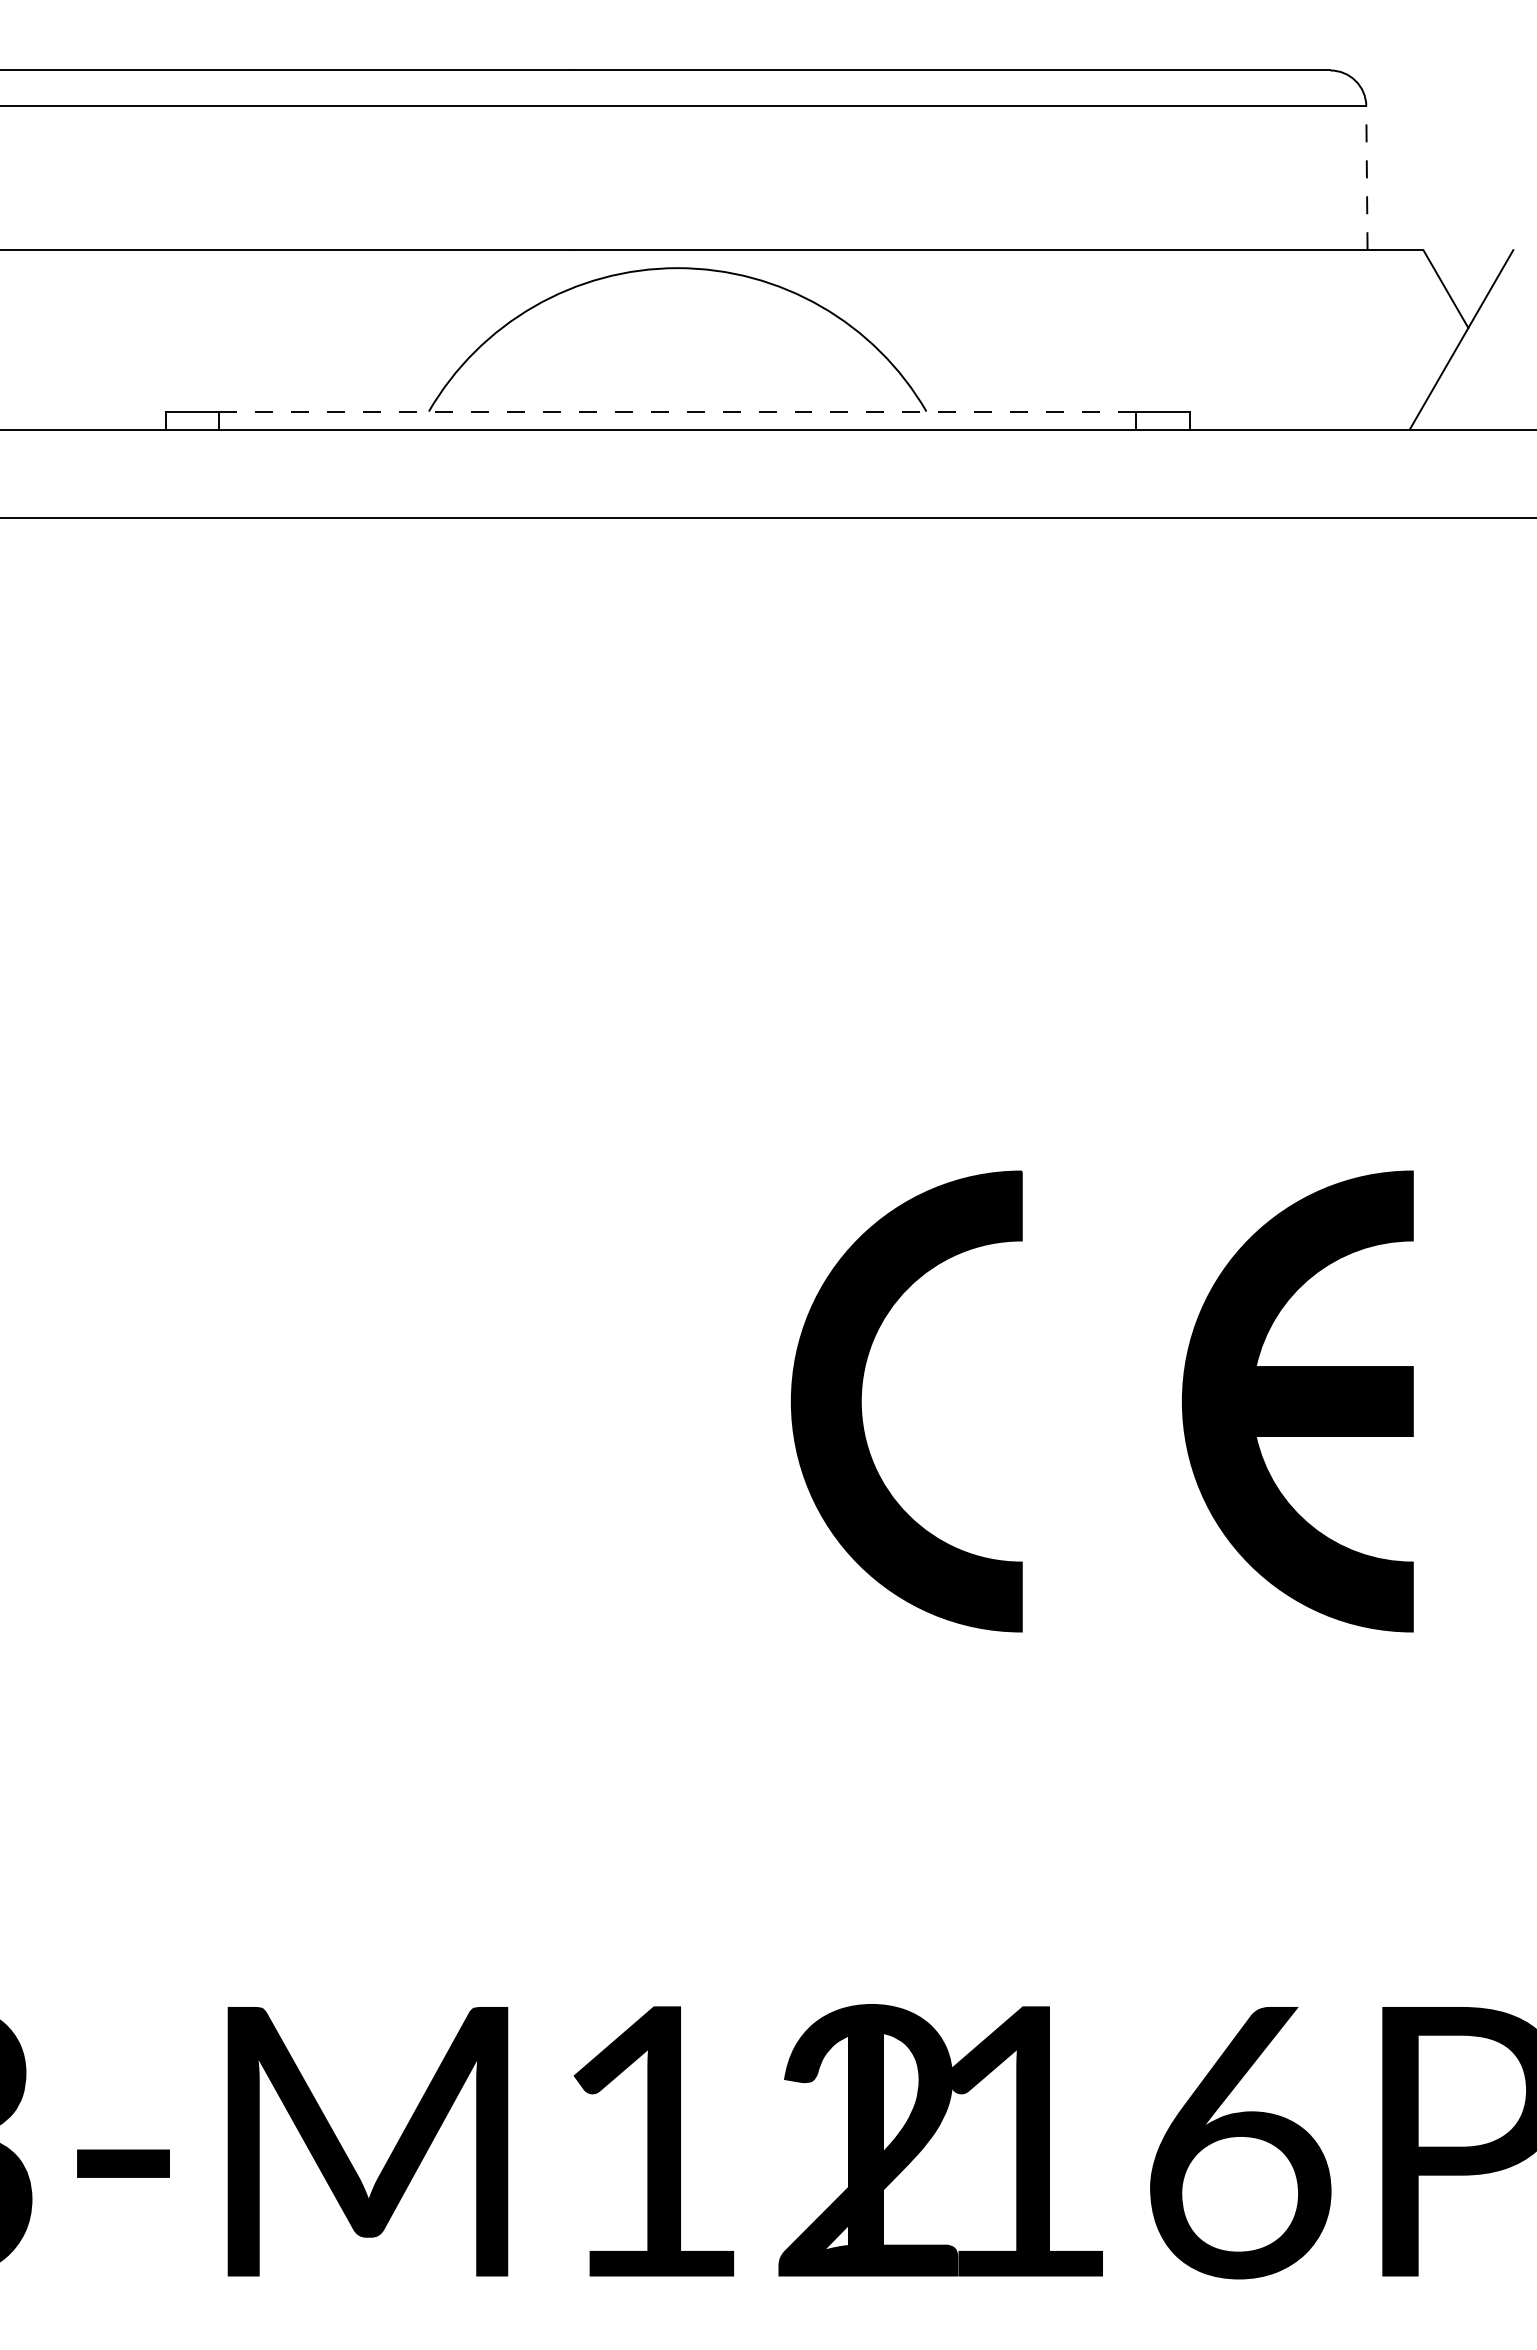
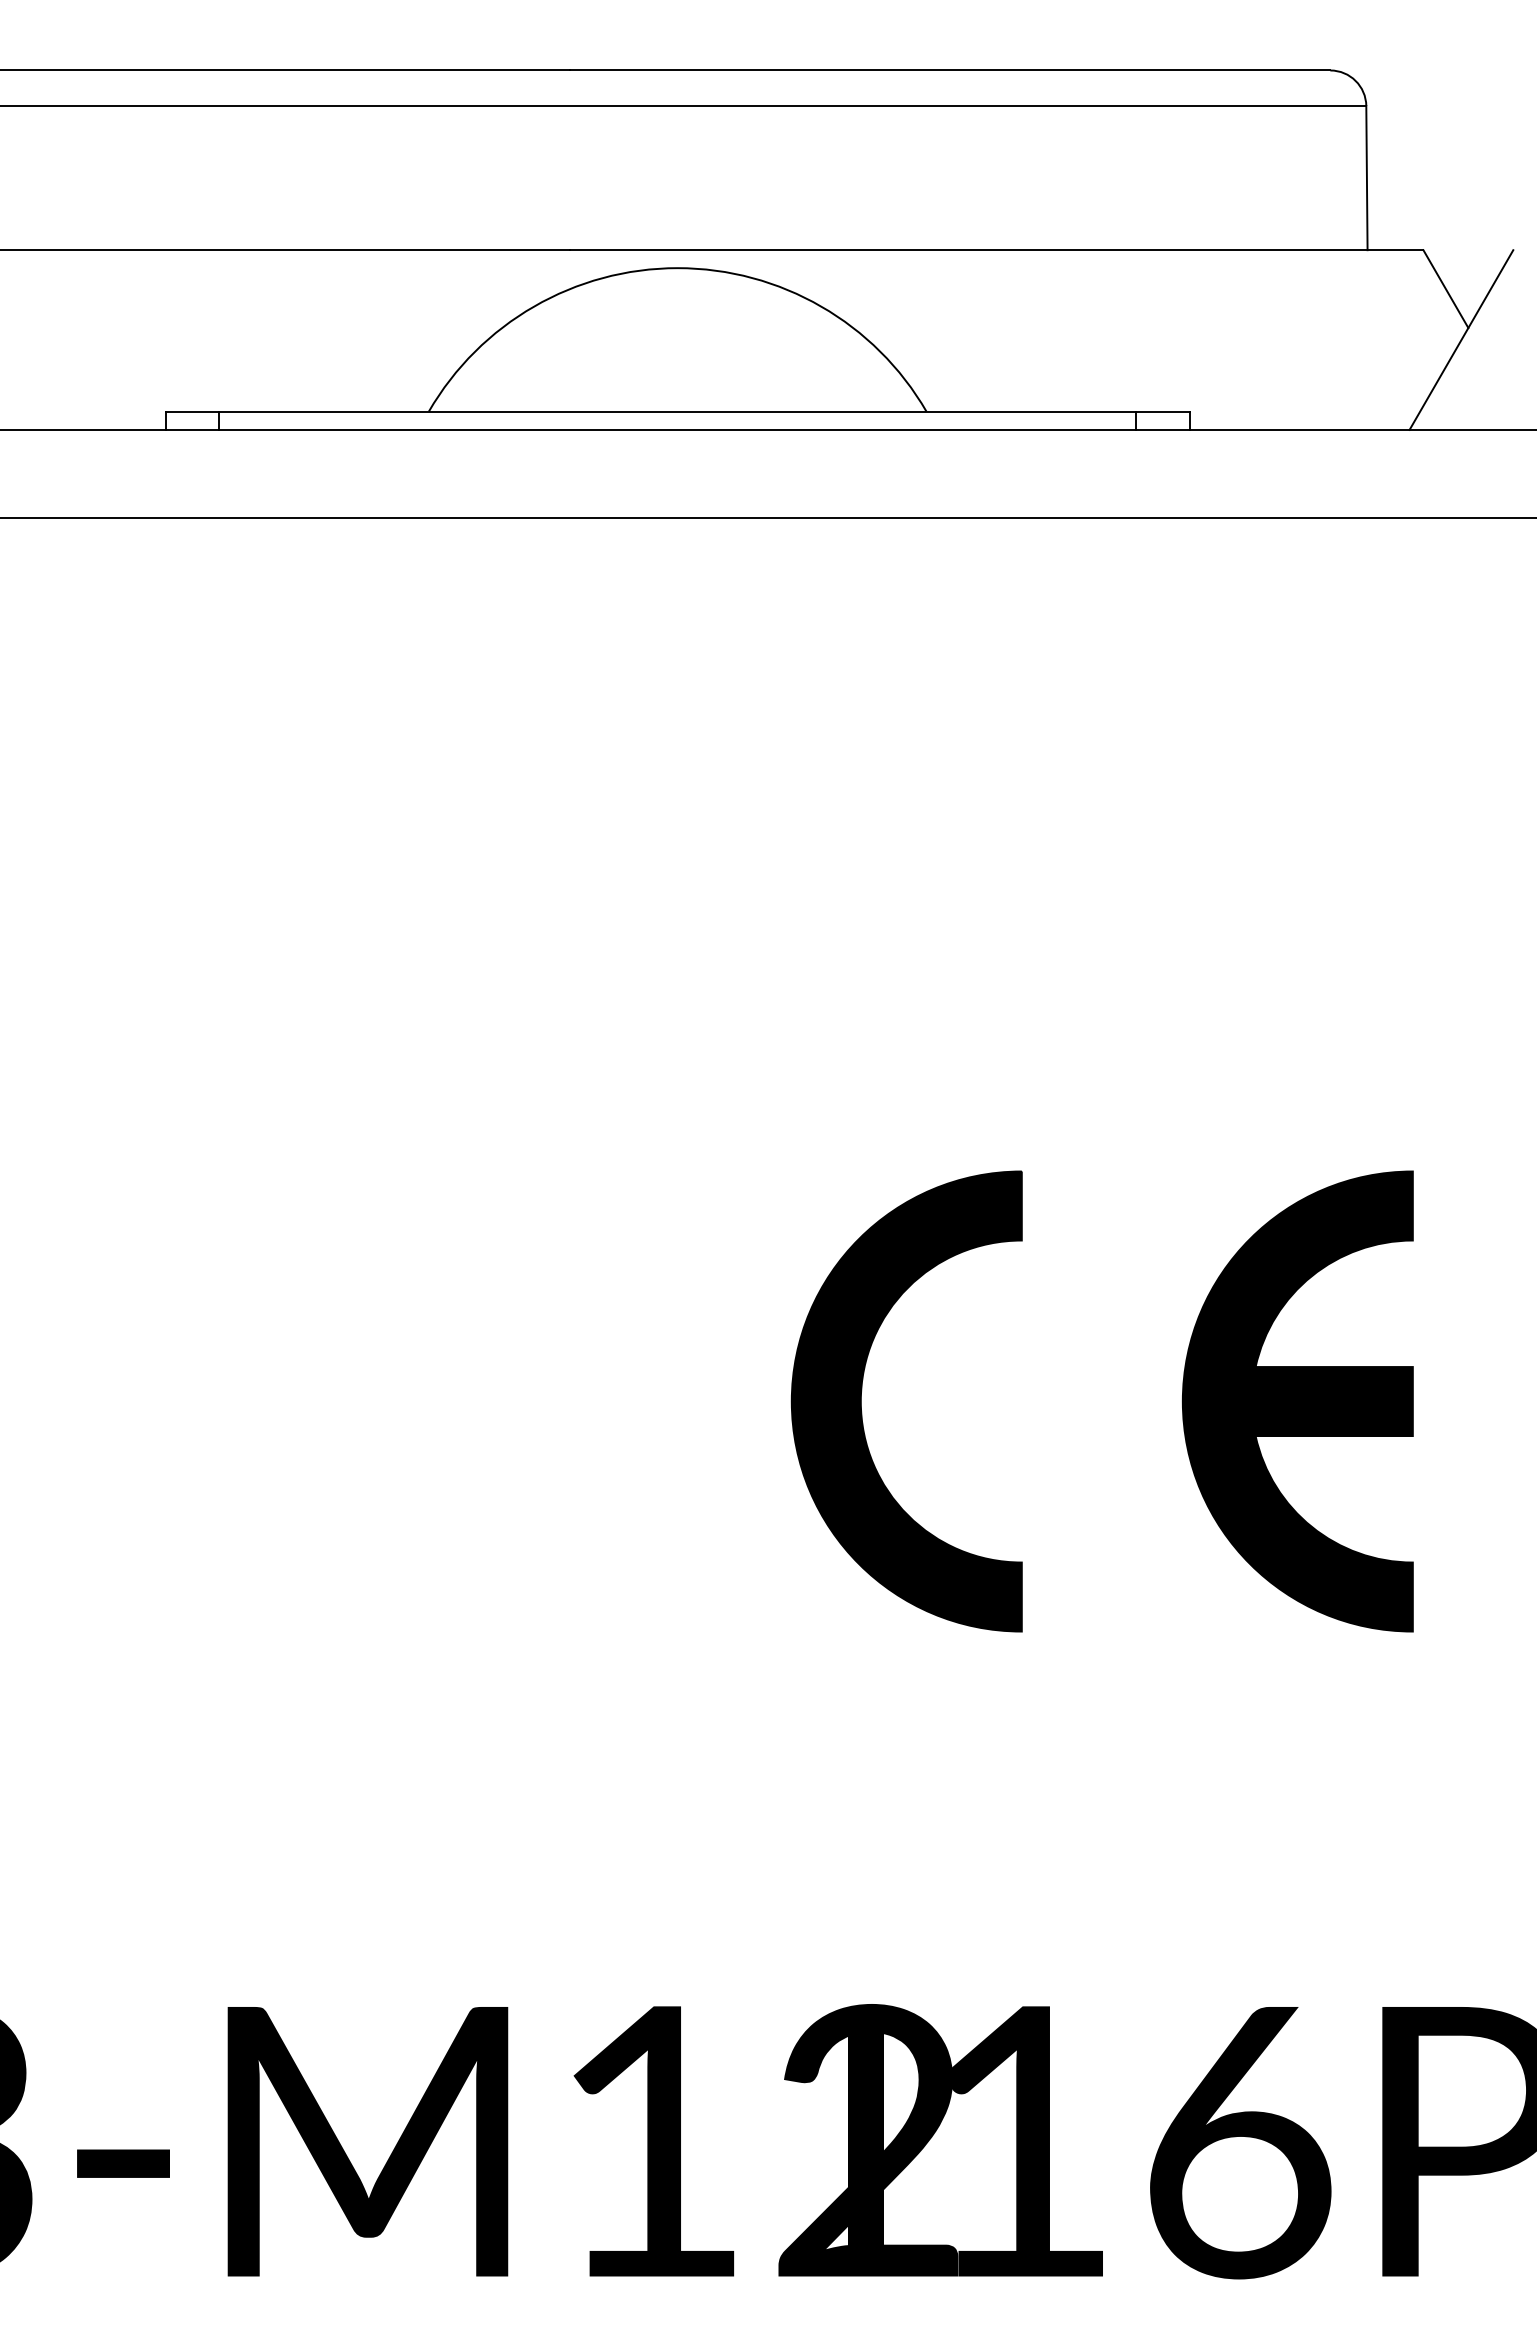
line: dashed -> solid (1366, 177)
line: dashed -> solid (678, 411)
